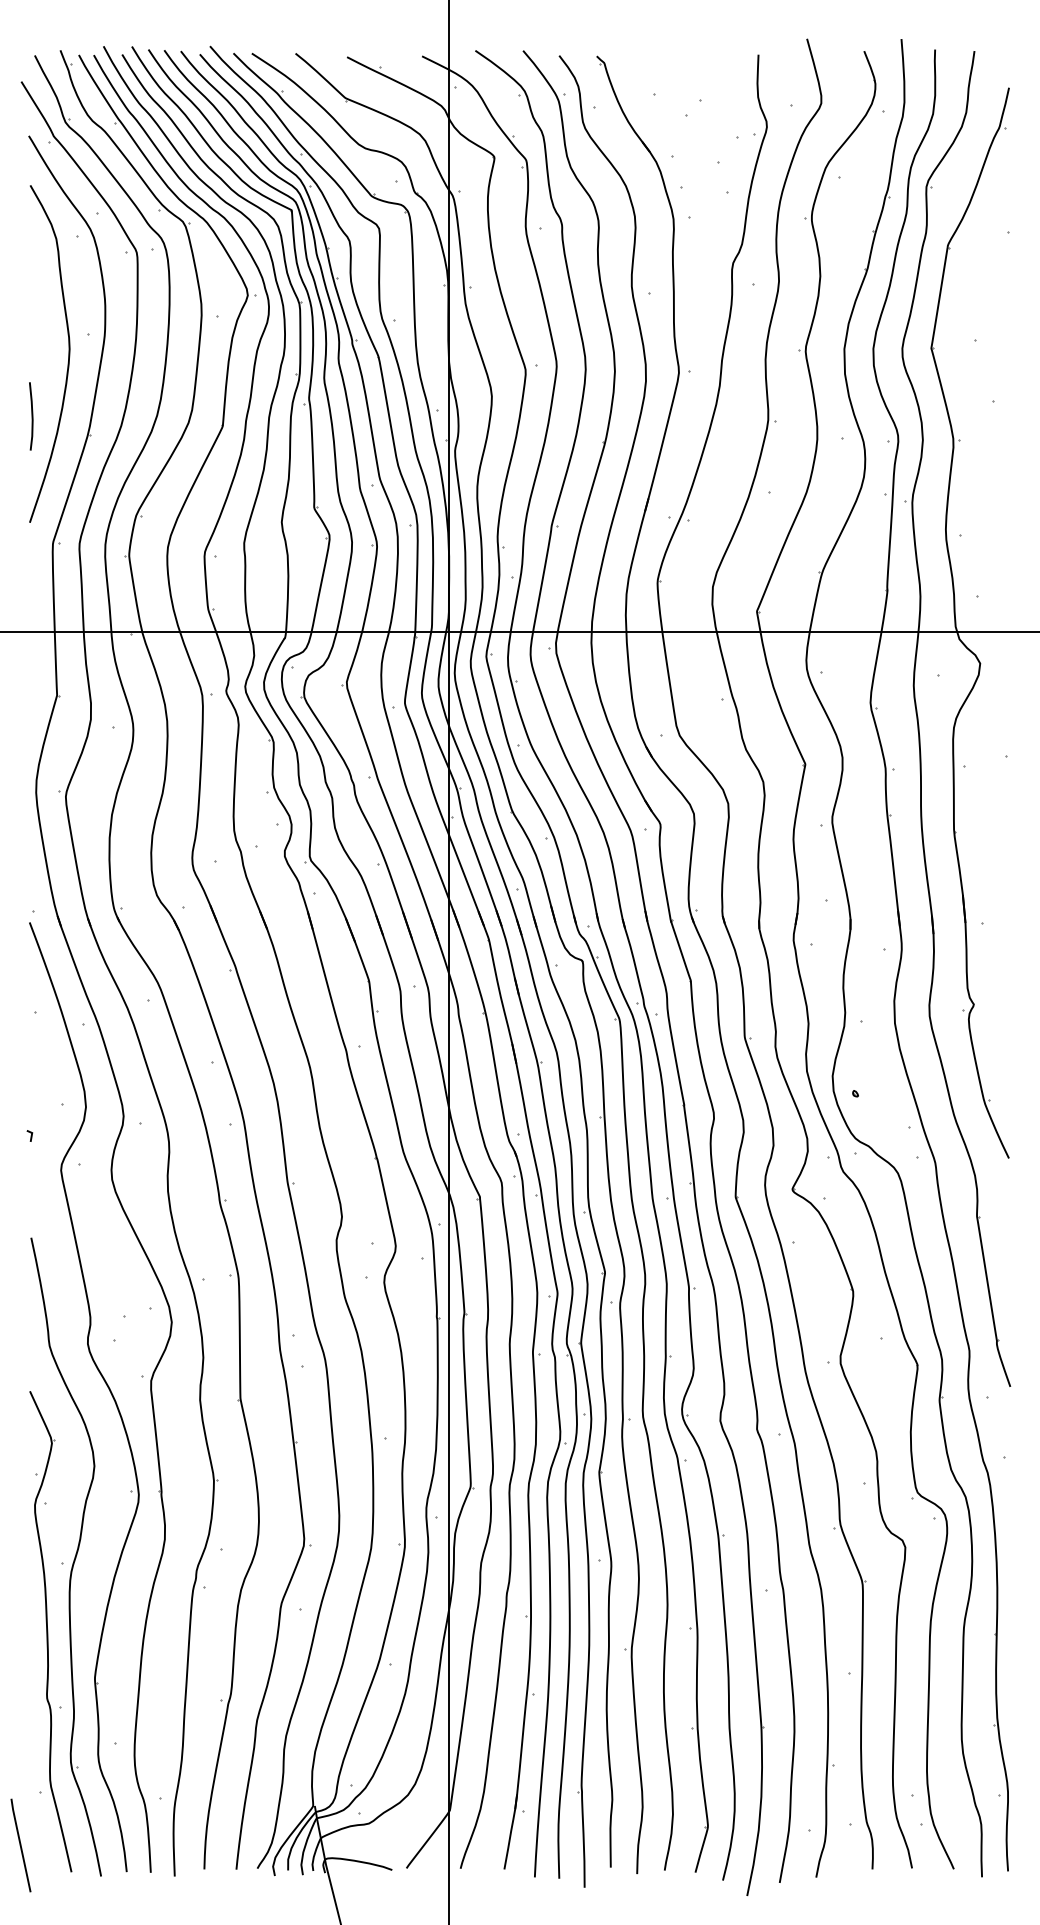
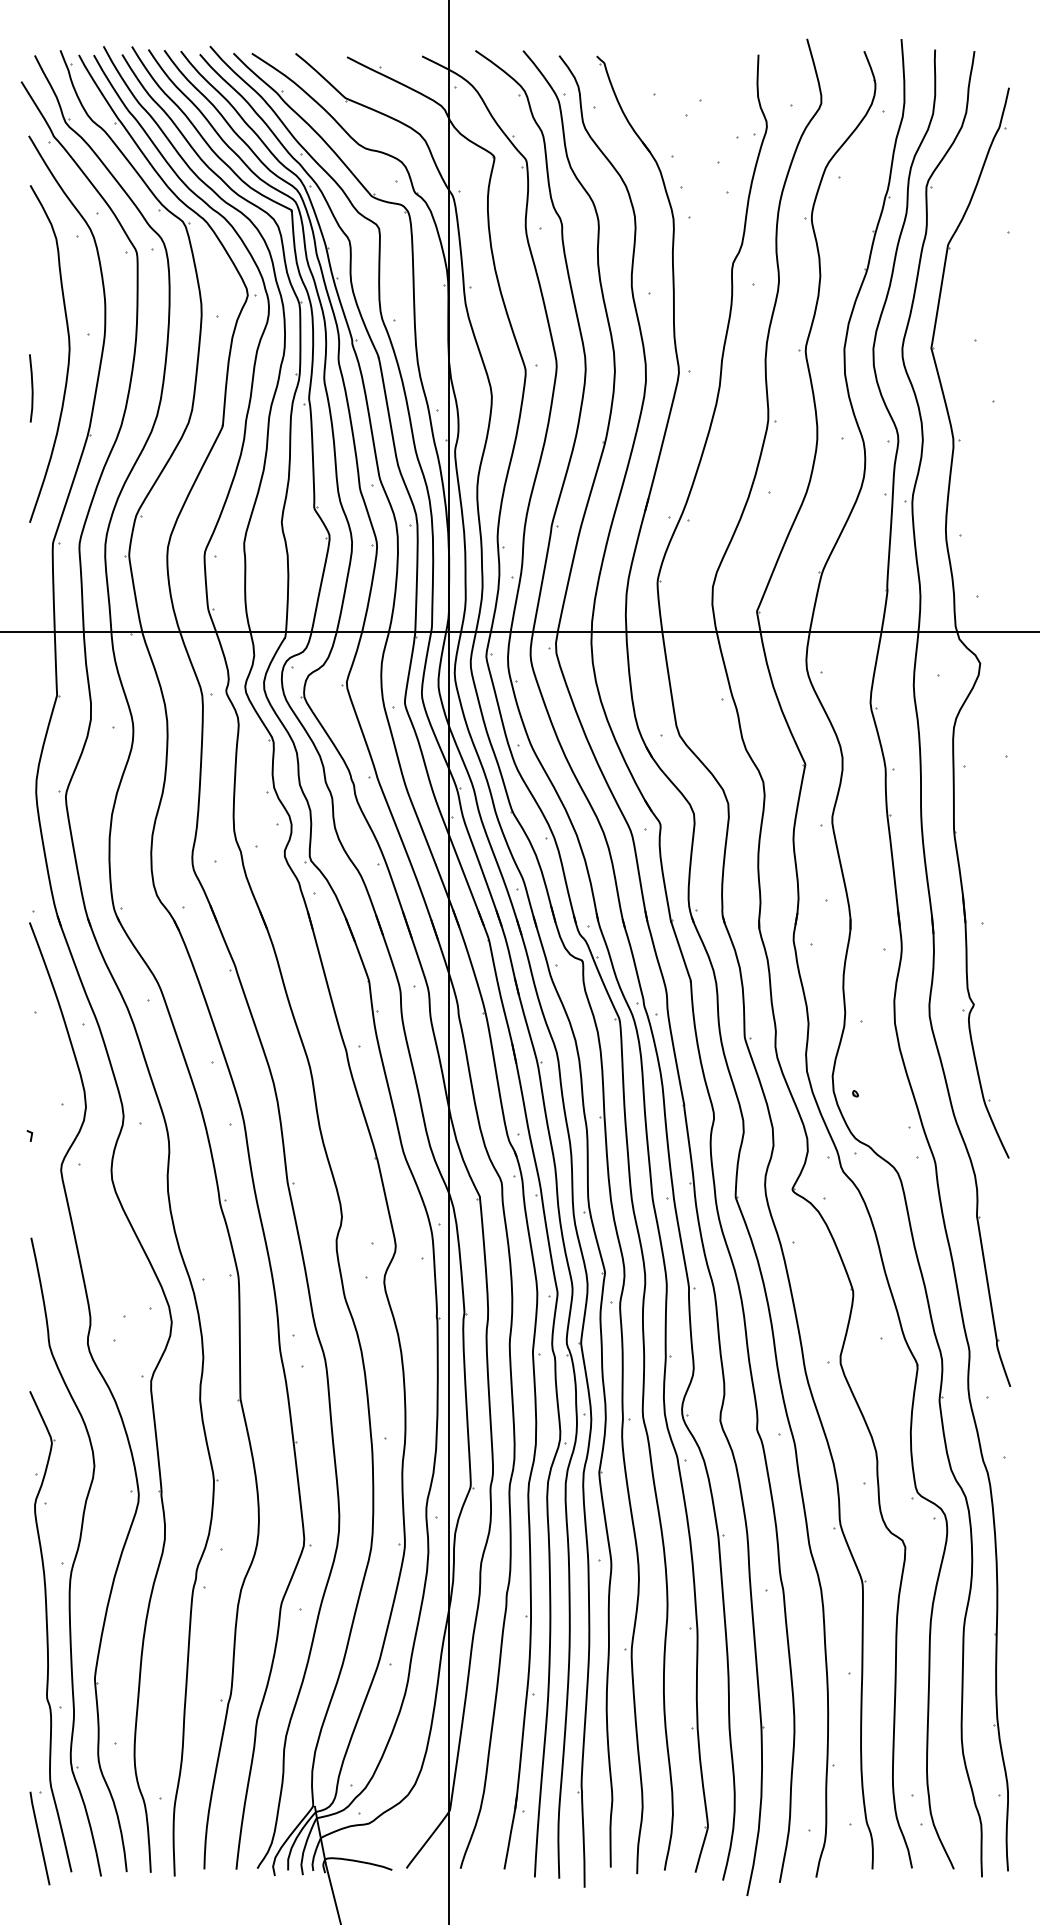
line position: (31, 416) -> (31, 388) (31, 388)
line position: (20, 1845) -> (39, 1838) (39, 1838)
